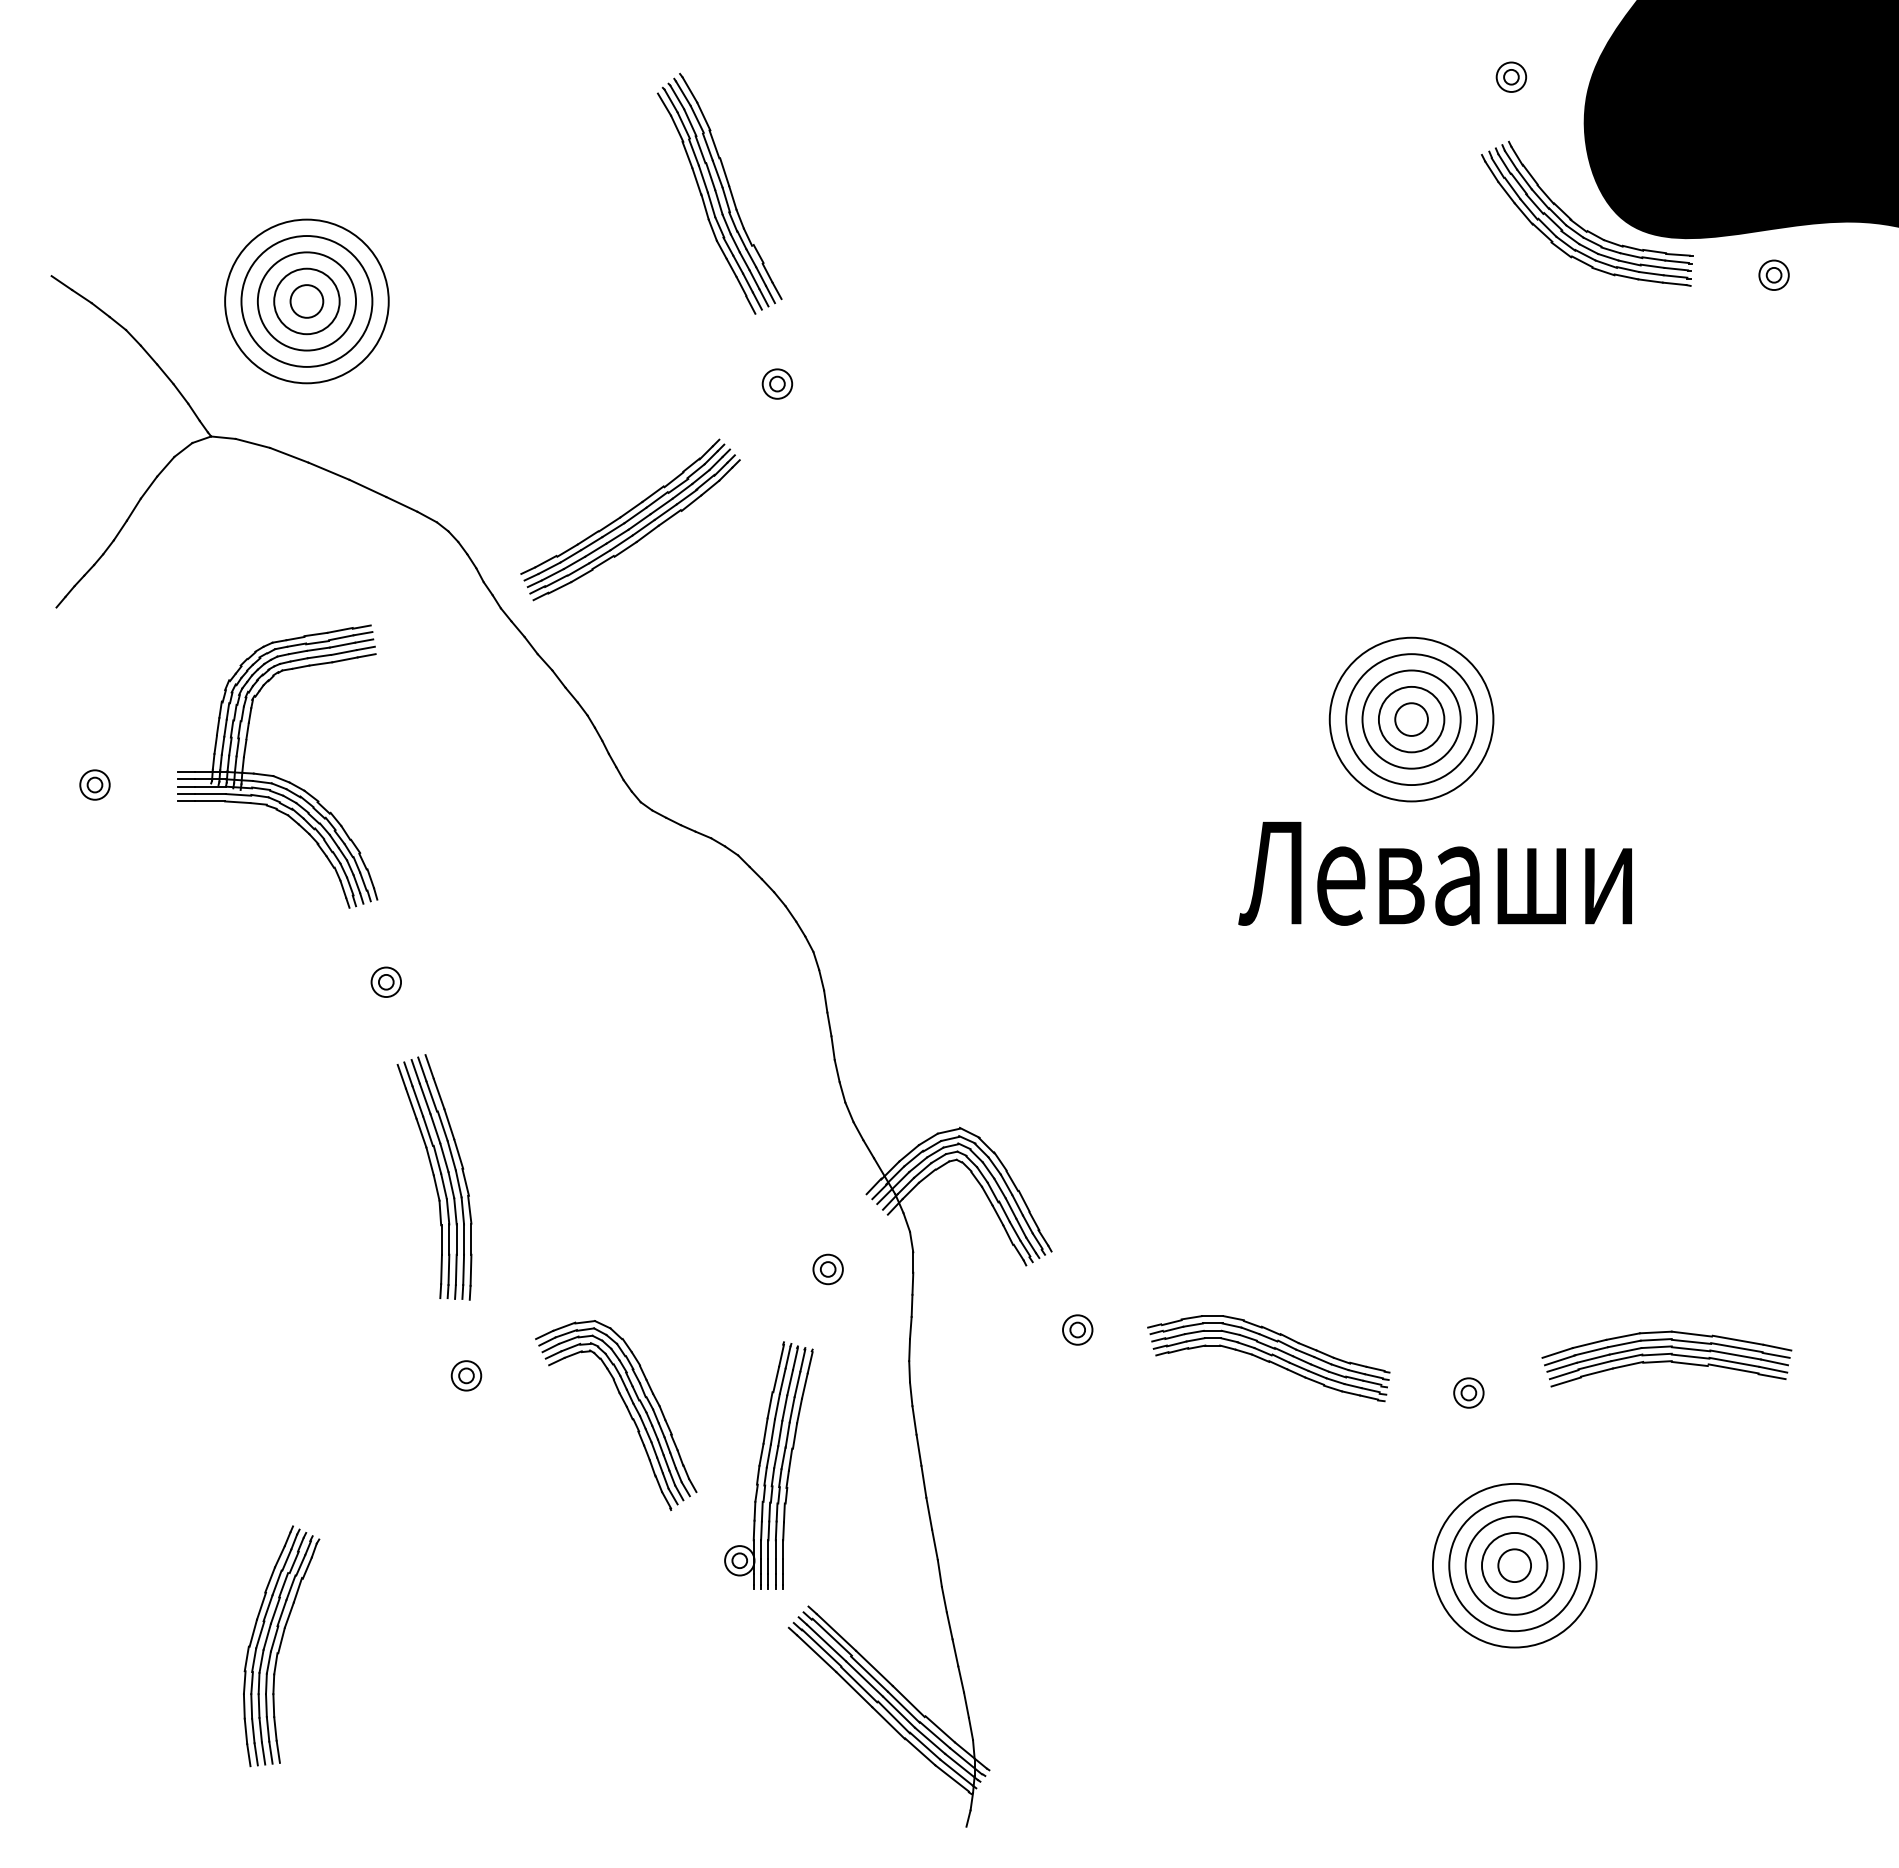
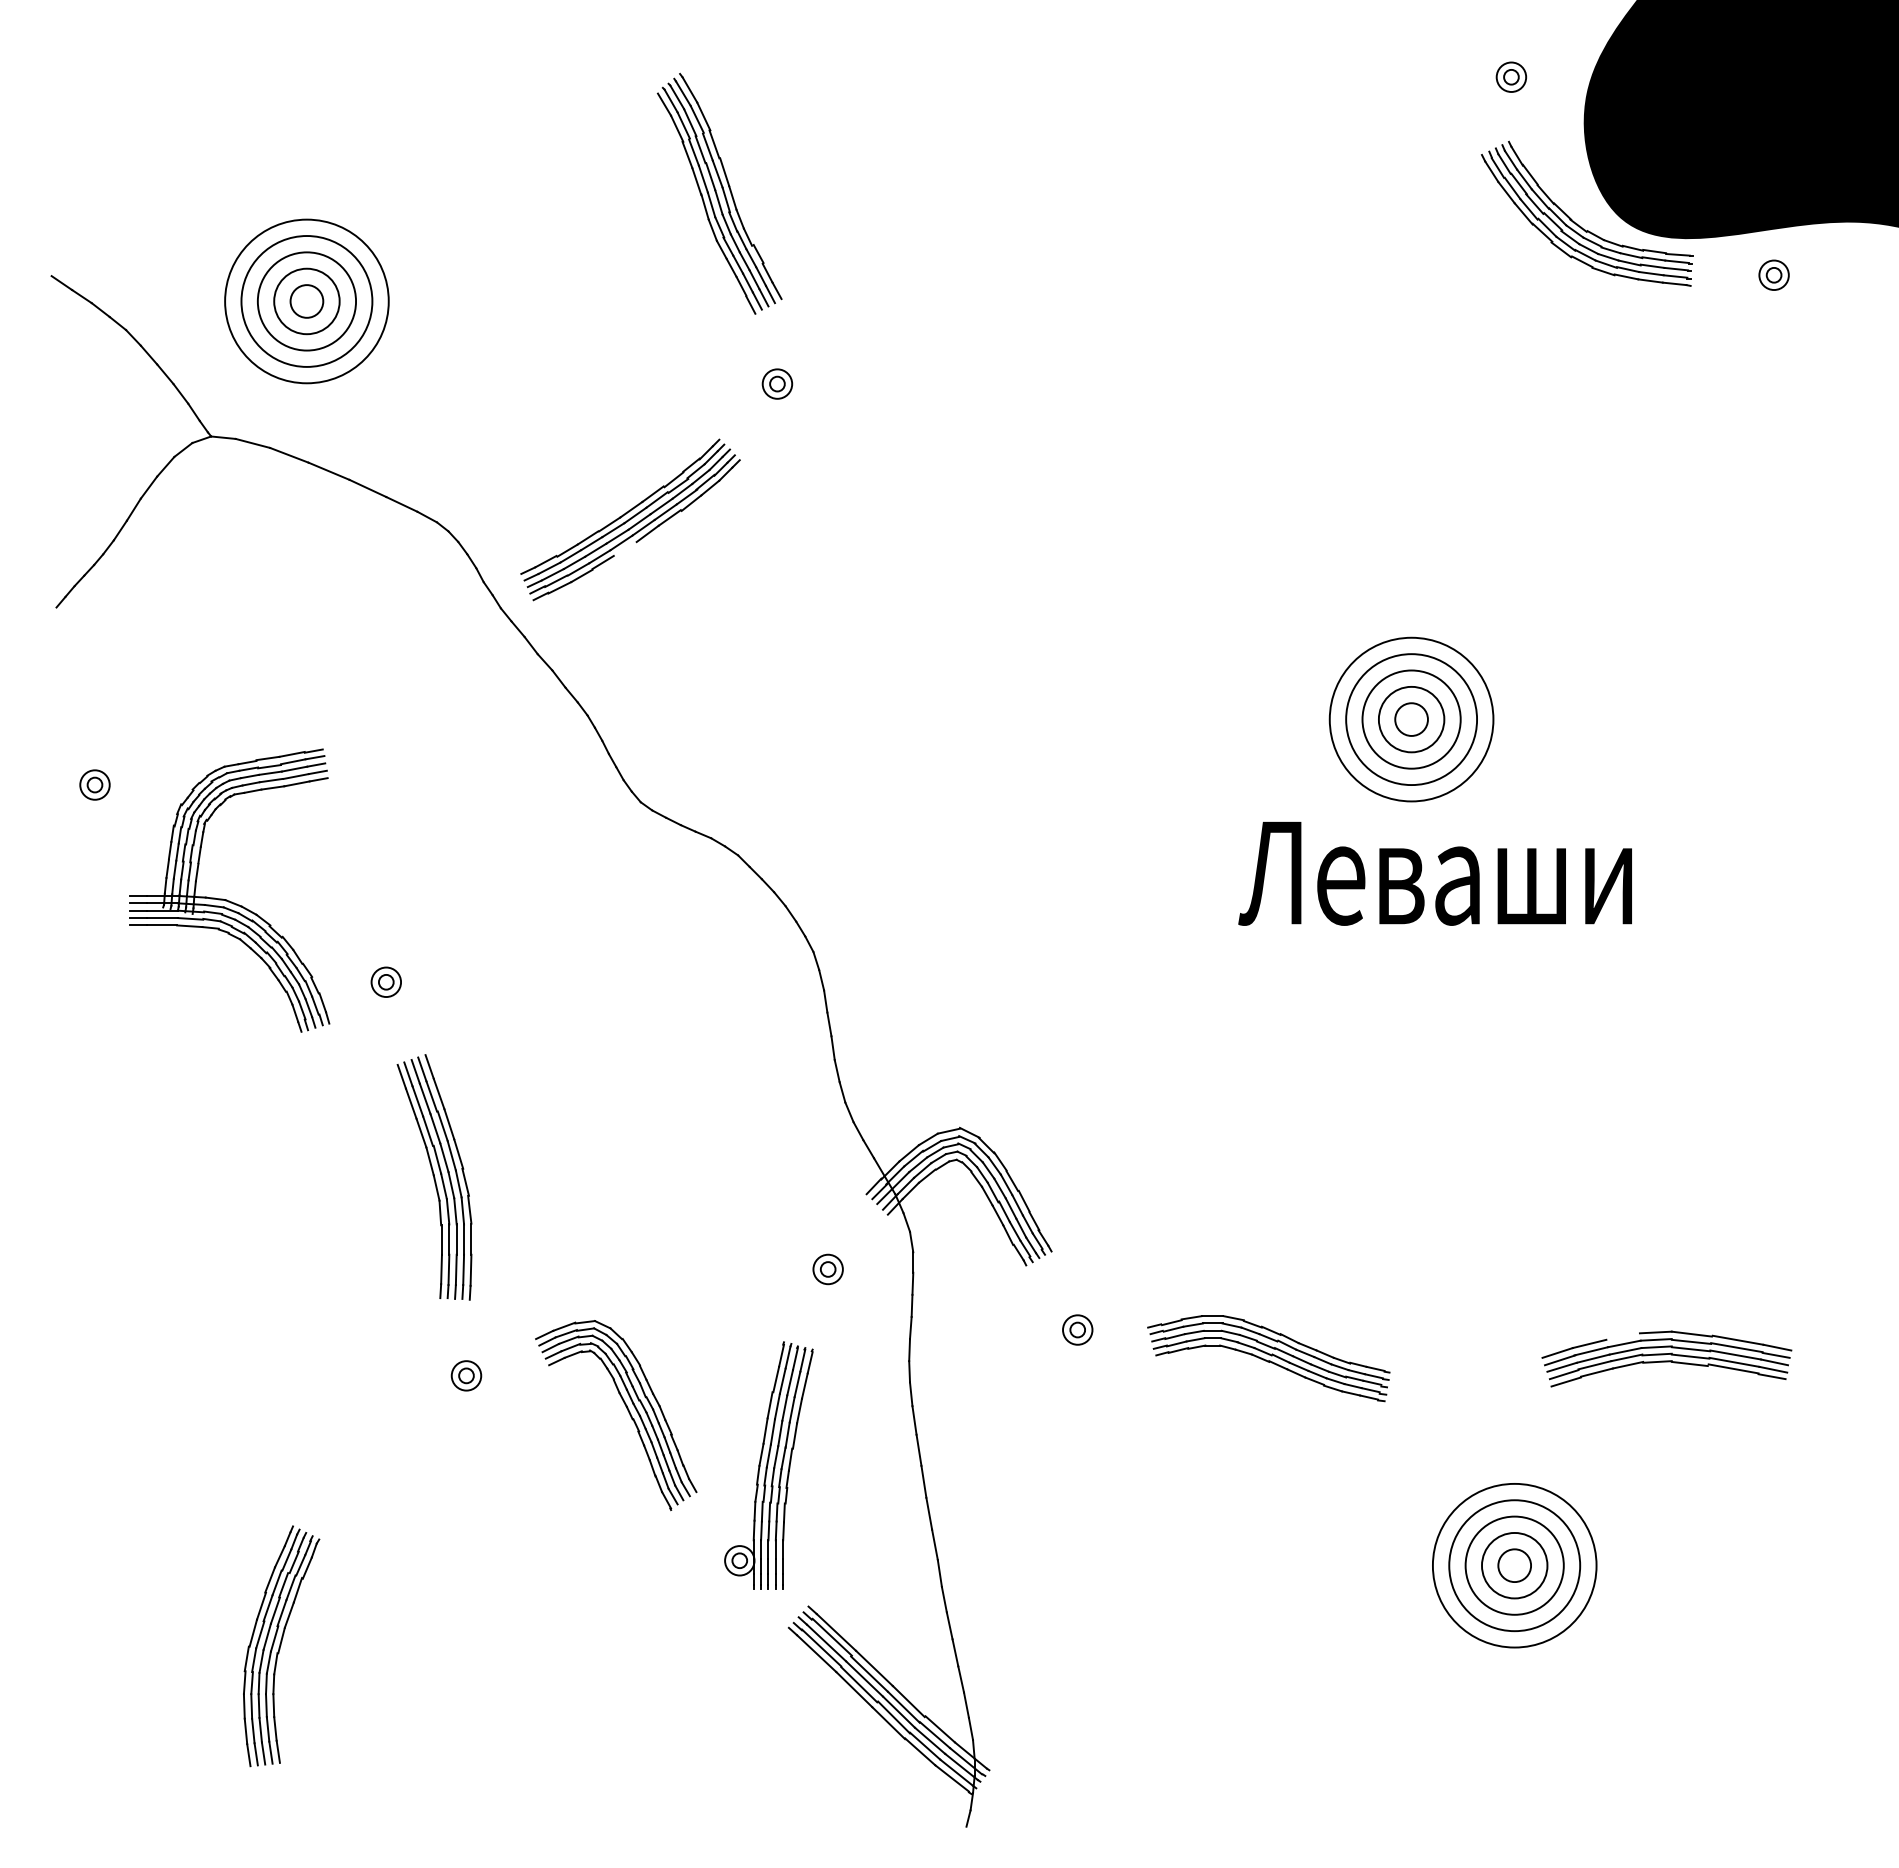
line: present -> none (625, 549)
part position: (275, 775) -> (227, 899) (227, 899)
line: present -> none (1622, 1336)
part: present -> none (1468, 1392)
